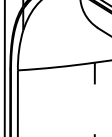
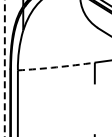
arc: solid -> dashed (56, 67)
line: solid -> dashed (4, 68)
